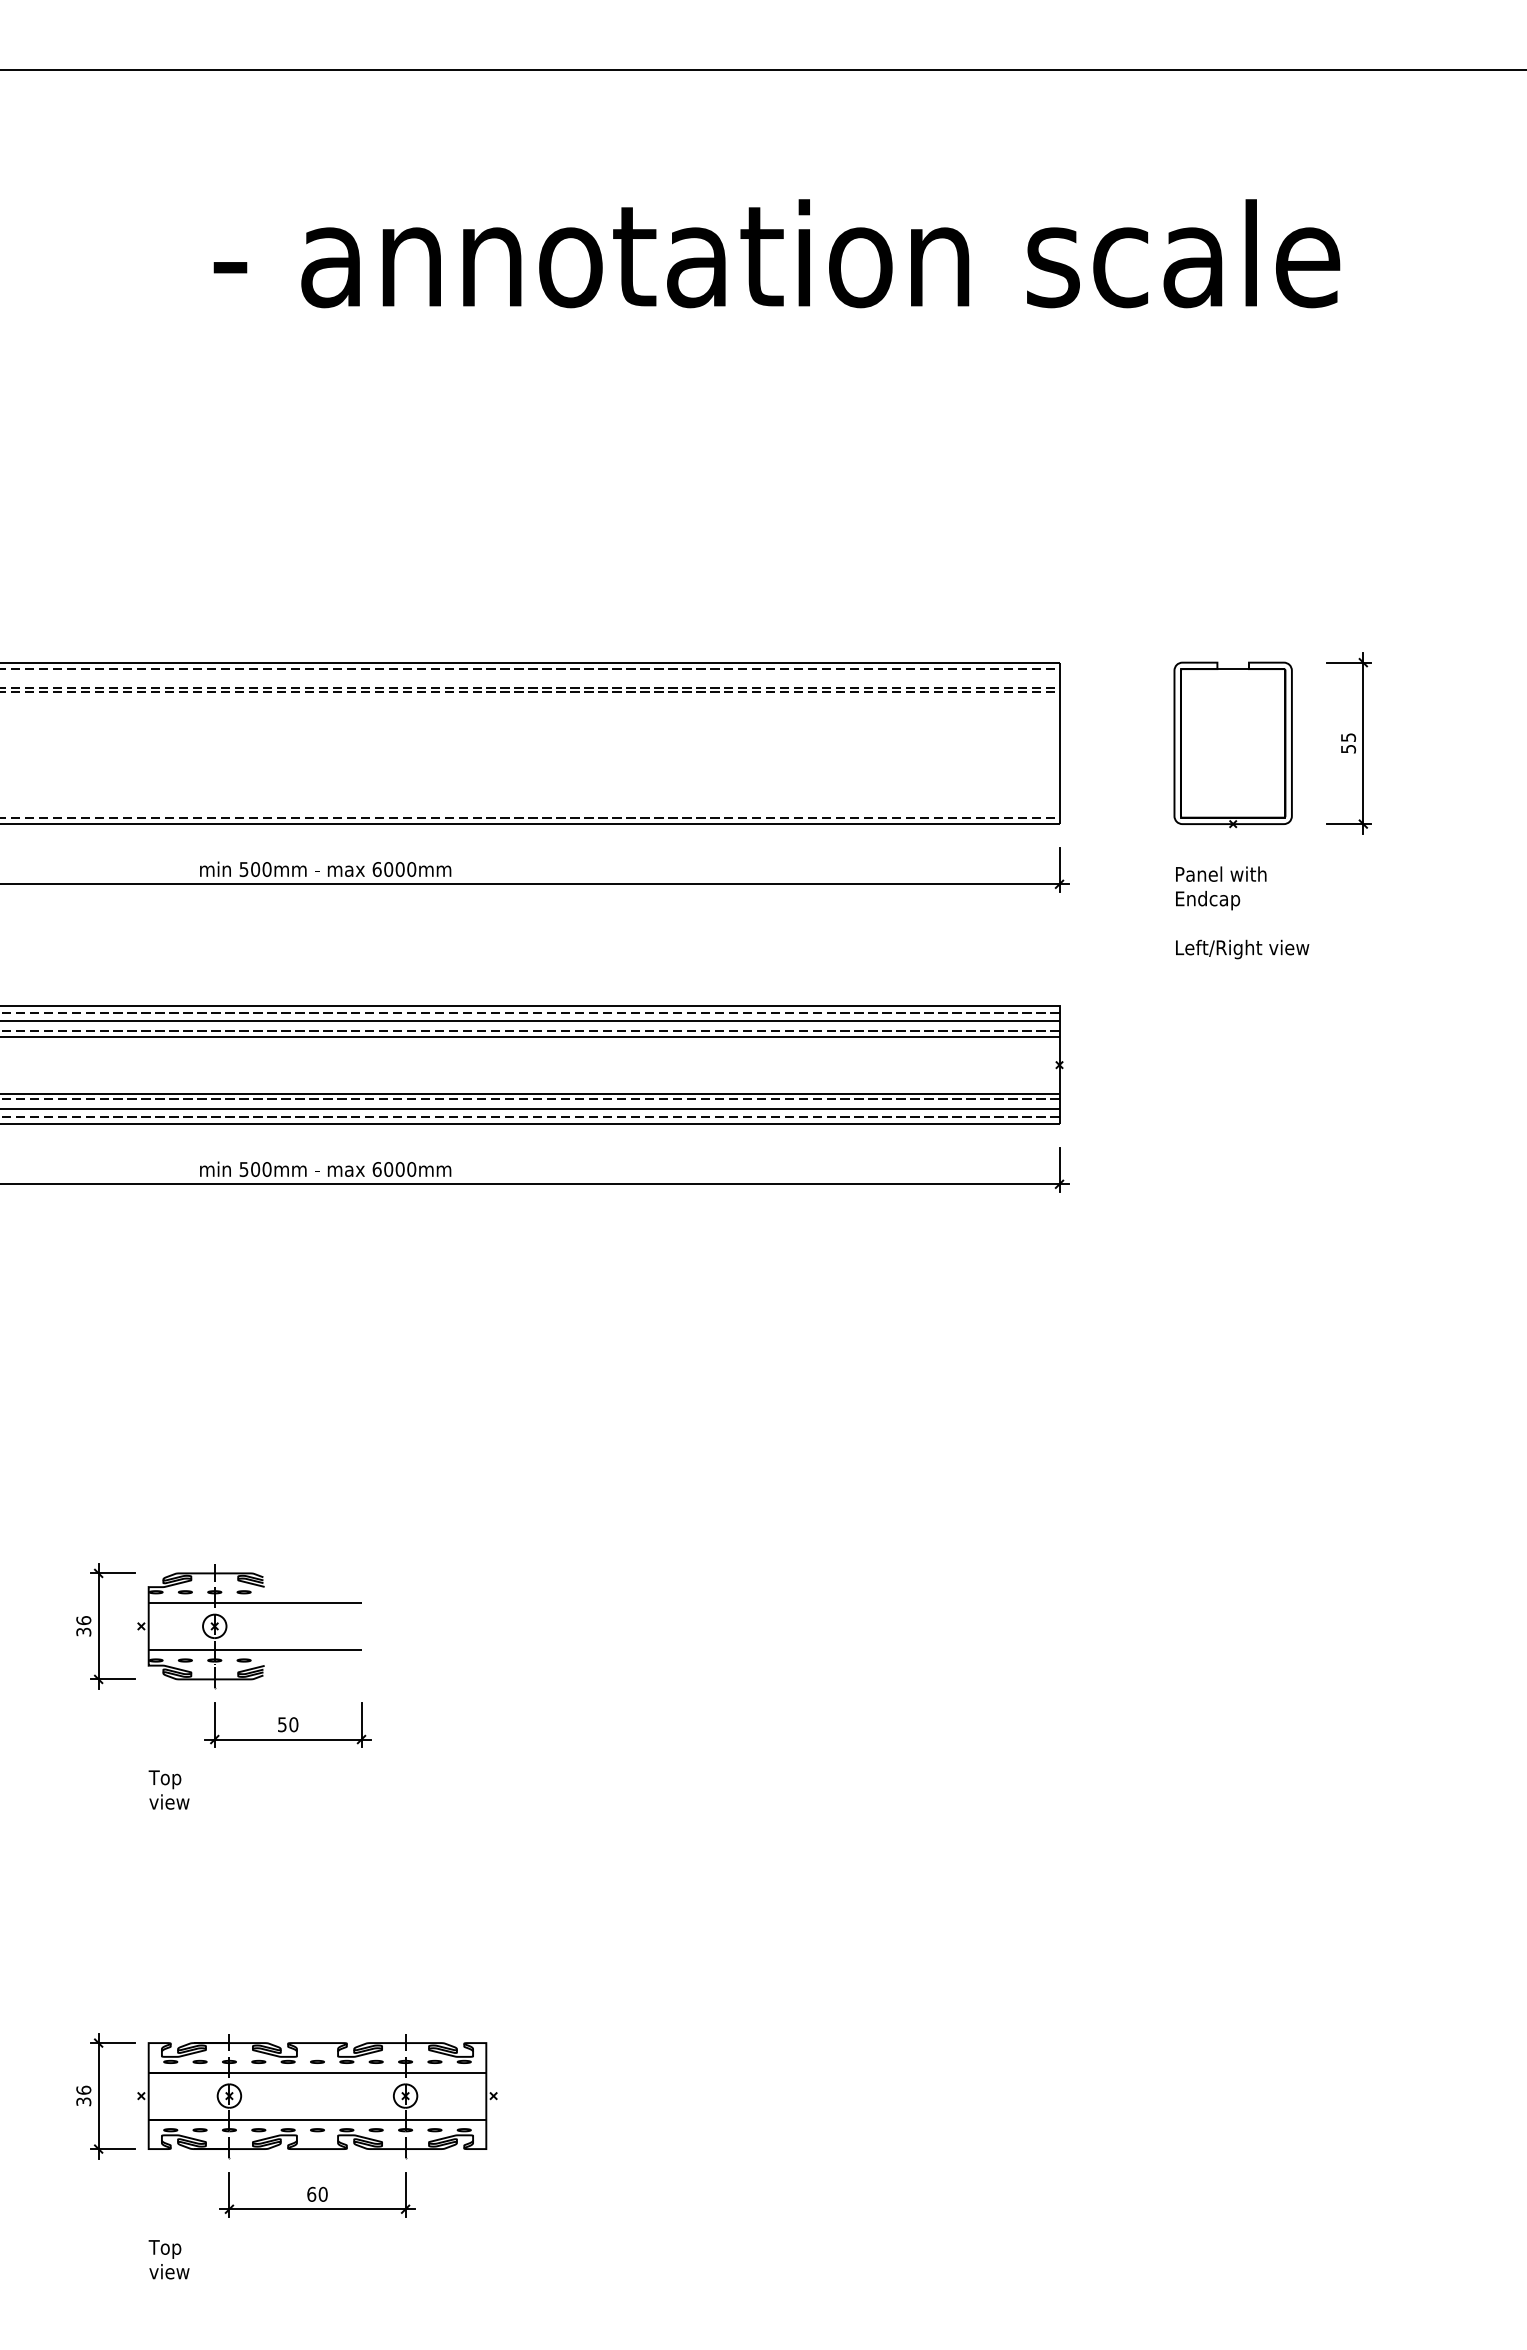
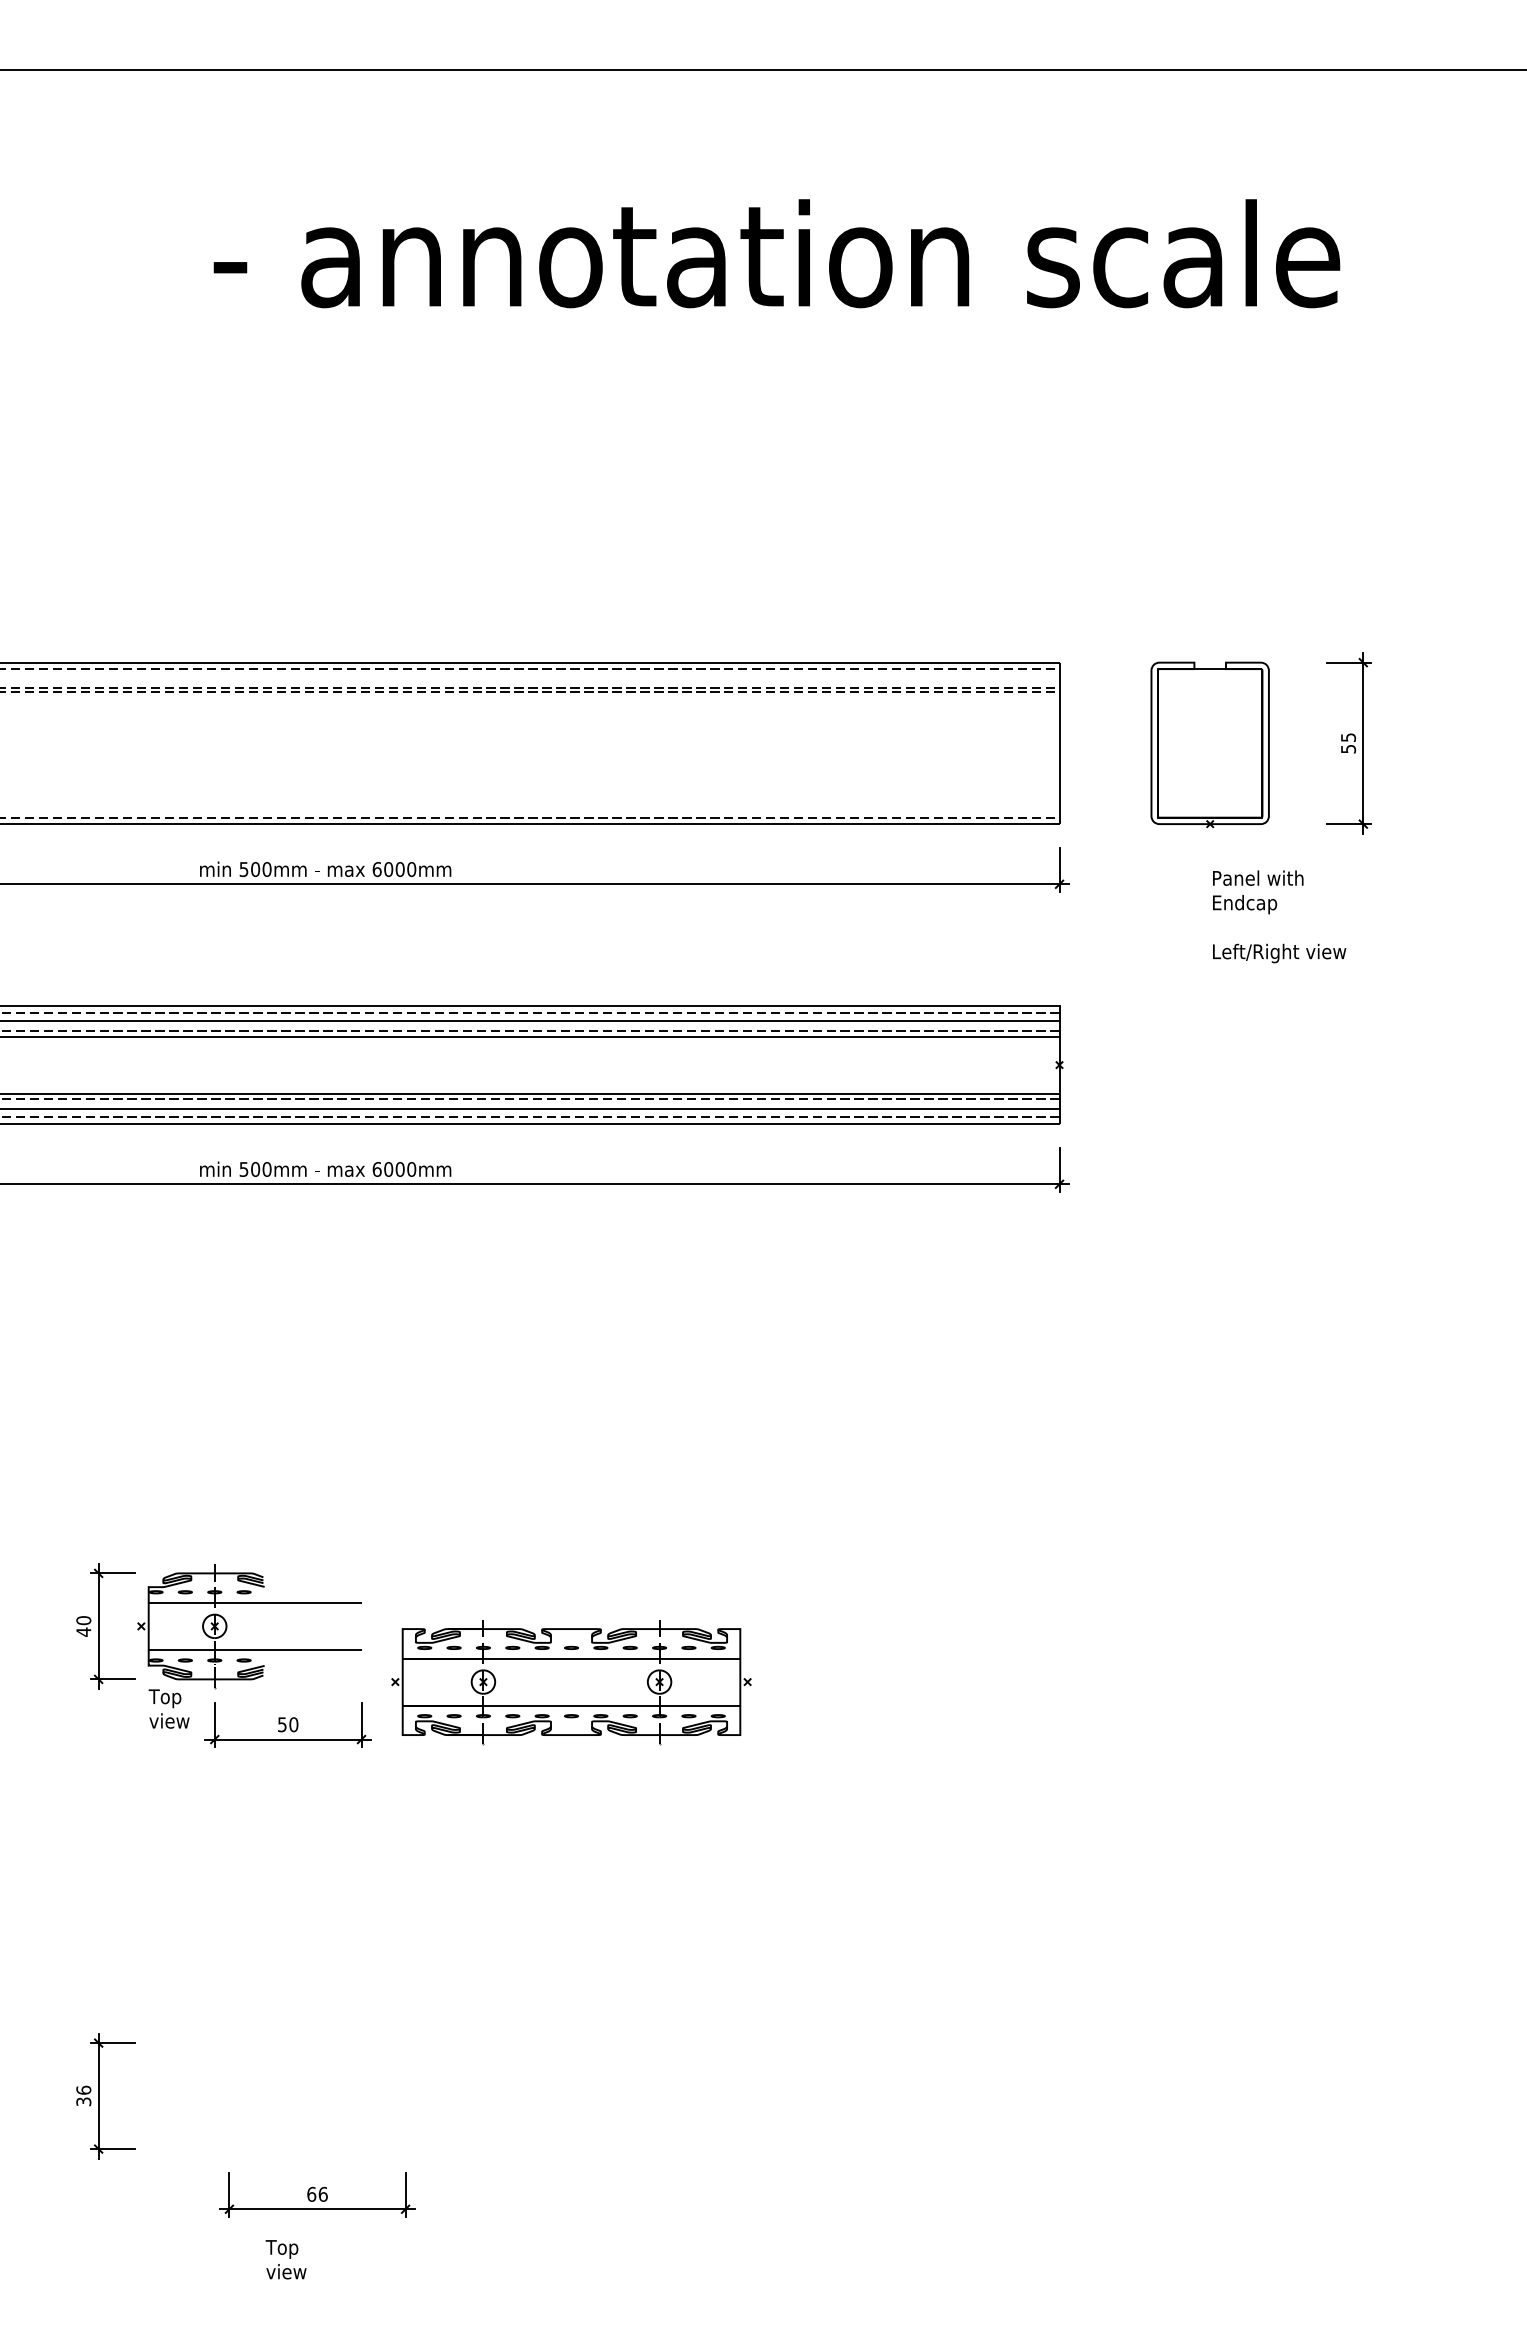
part position: (1232, 744) -> (1209, 744) (1209, 744)
text position: (1242, 912) -> (1279, 916) (1279, 916)
text: 36 -> 40 (83, 1626)
text position: (168, 1789) -> (168, 1708) (168, 1708)
part position: (317, 2096) -> (571, 1682) (571, 1682)
text: 60 -> 66 (322, 2193)
text position: (168, 2259) -> (285, 2259) (285, 2259)
